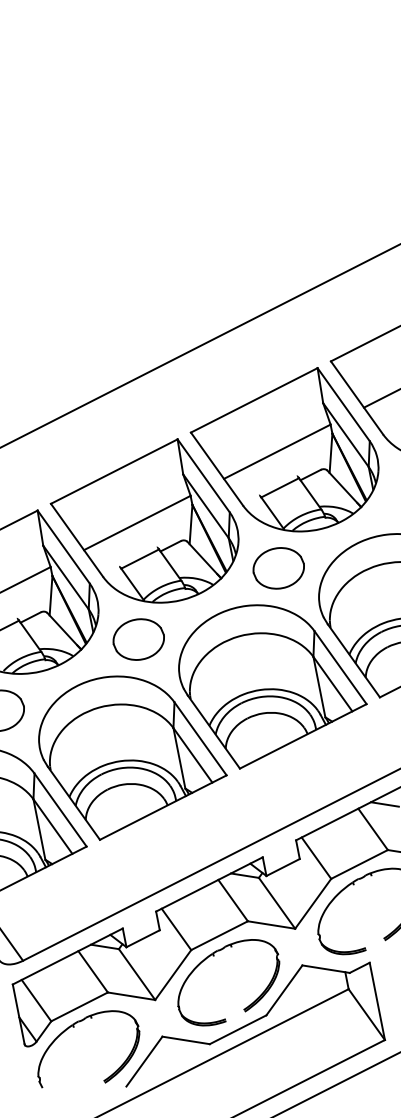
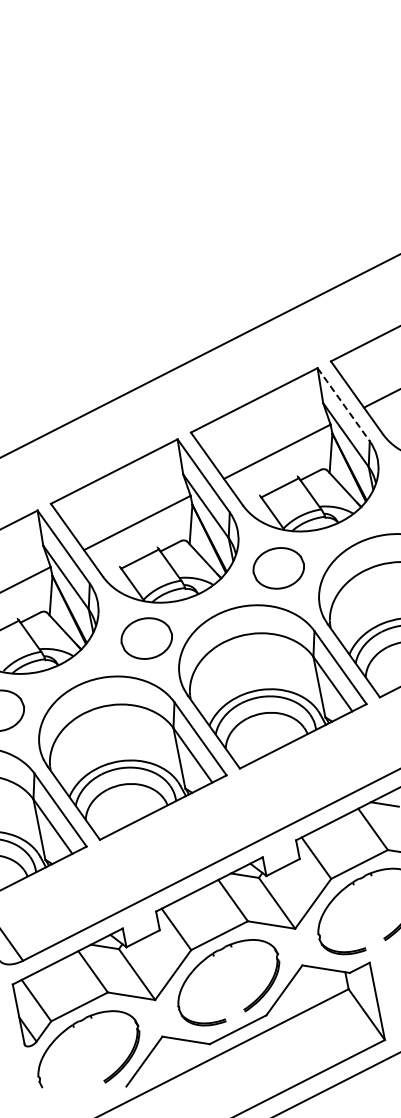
line position: (199, 345) -> (199, 355) (199, 355)
line: solid -> dashed (343, 404)
part position: (138, 639) -> (146, 638) (146, 638)
